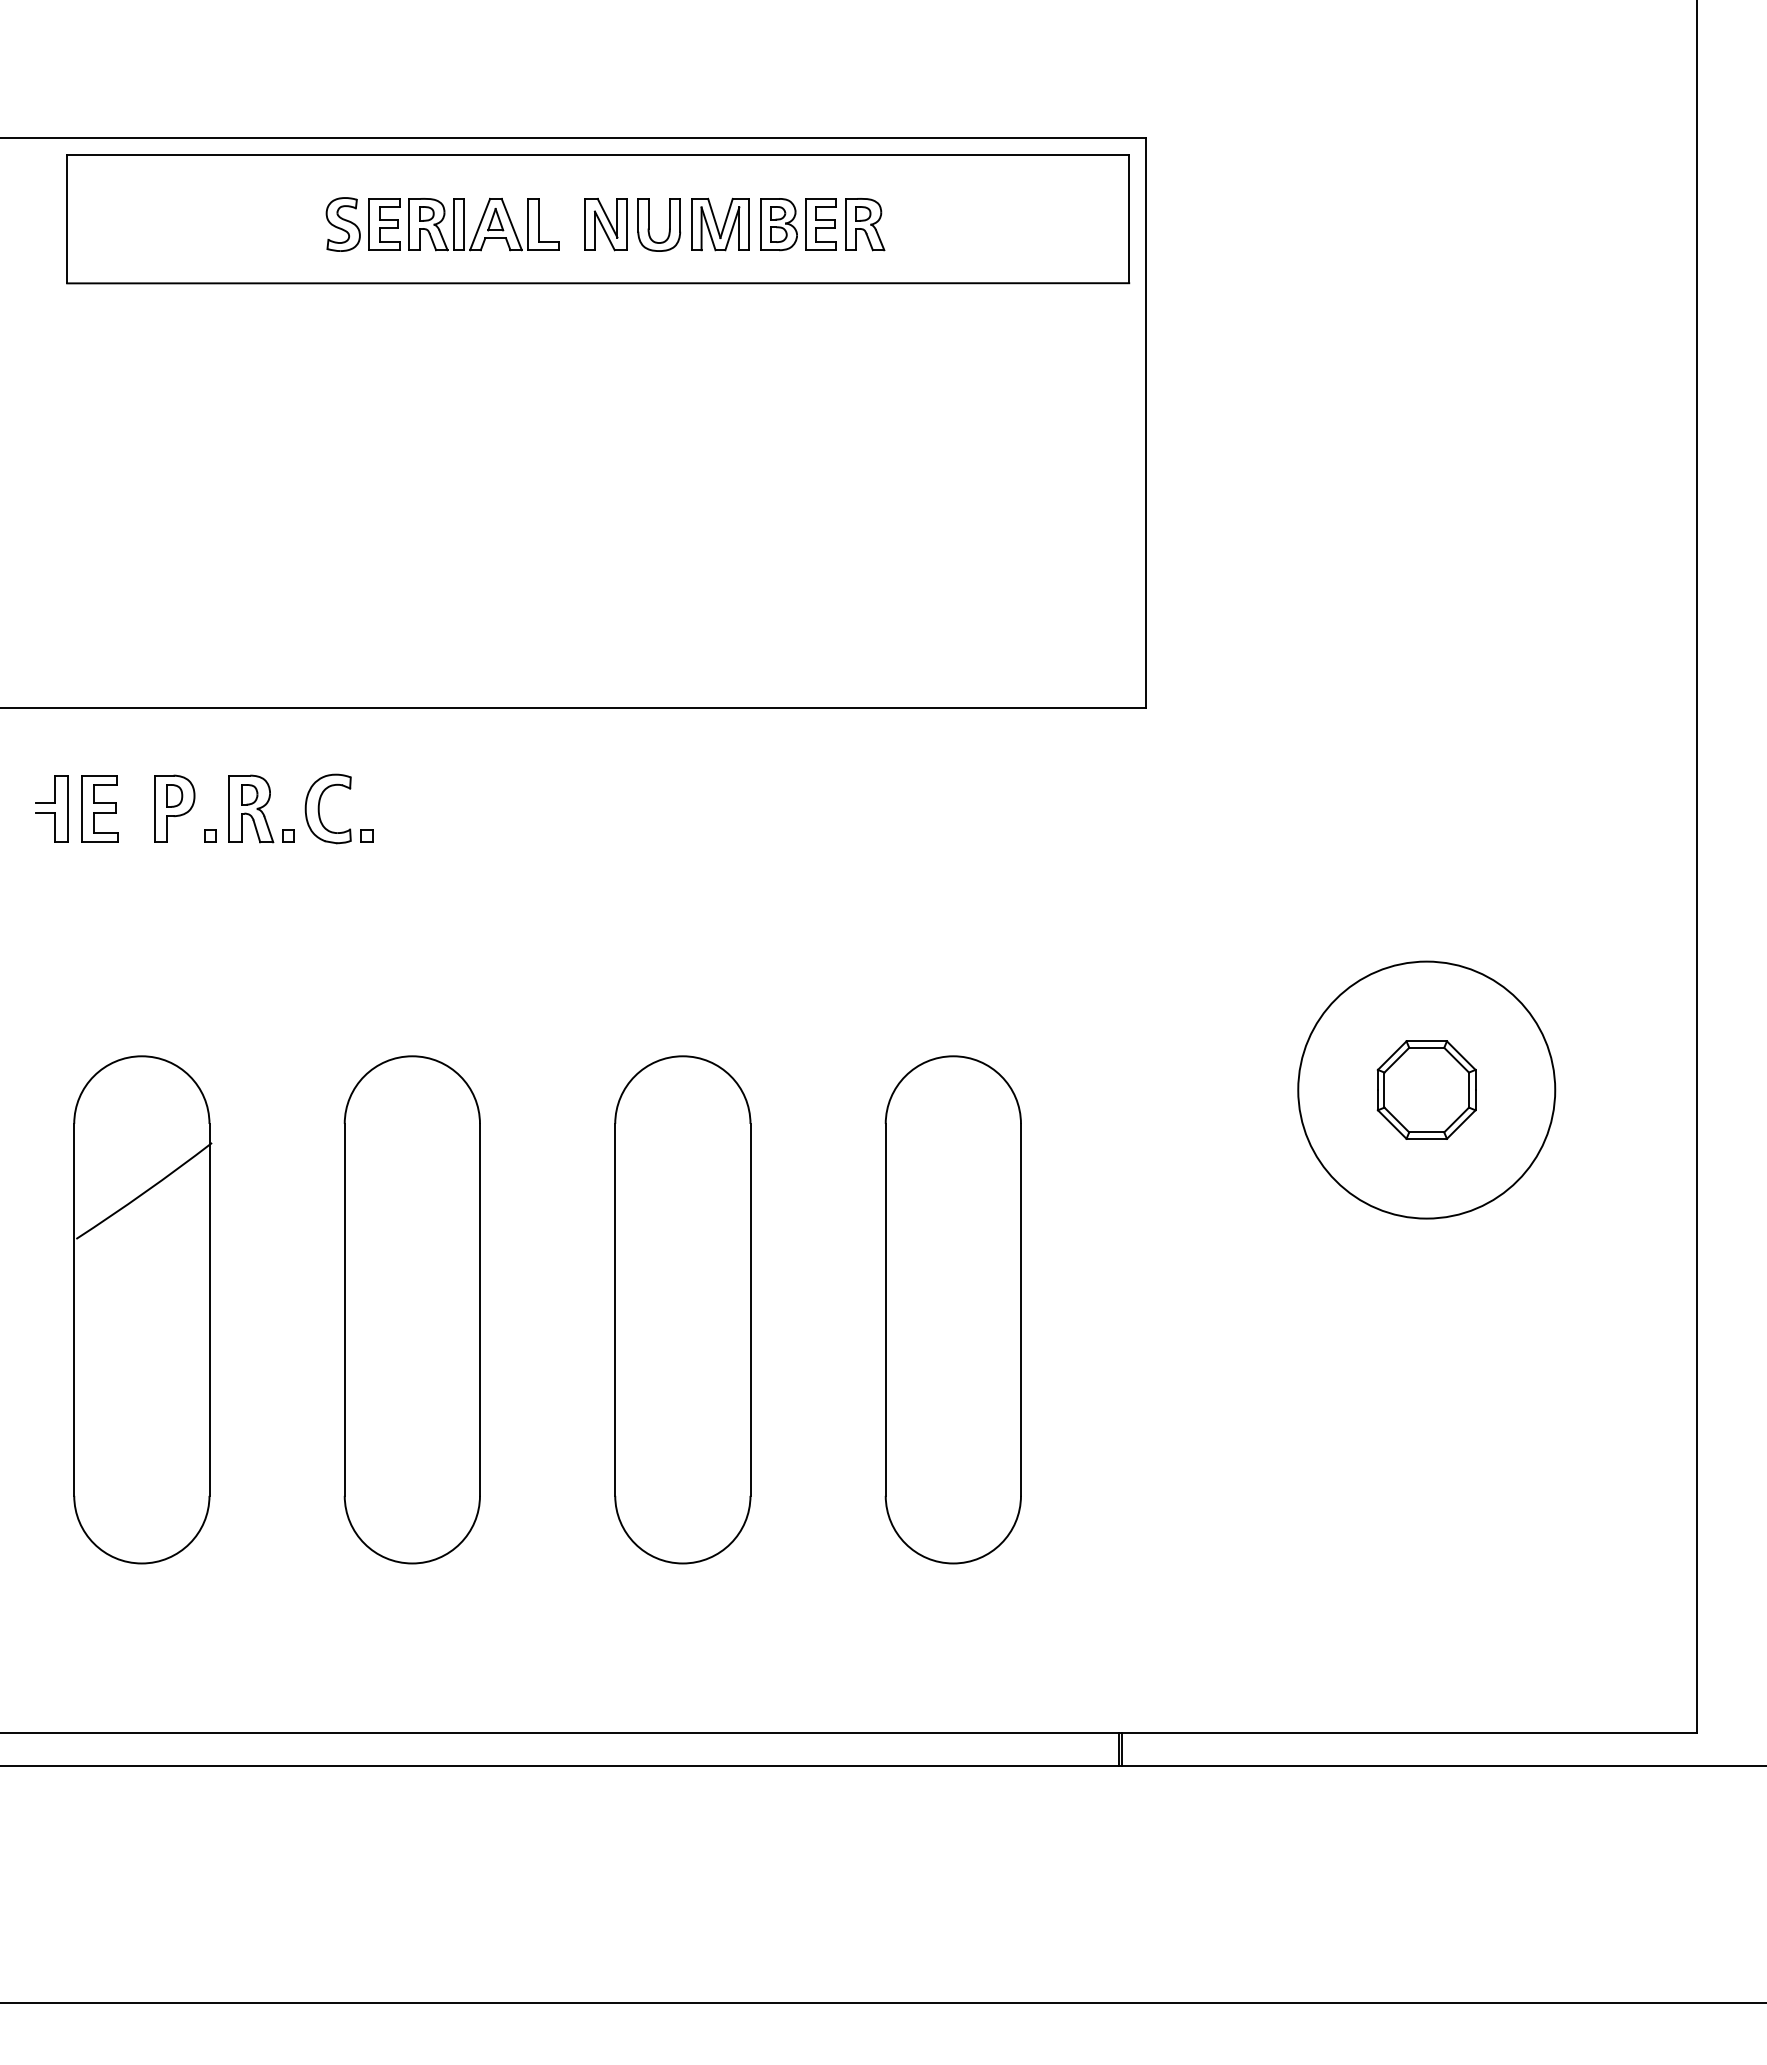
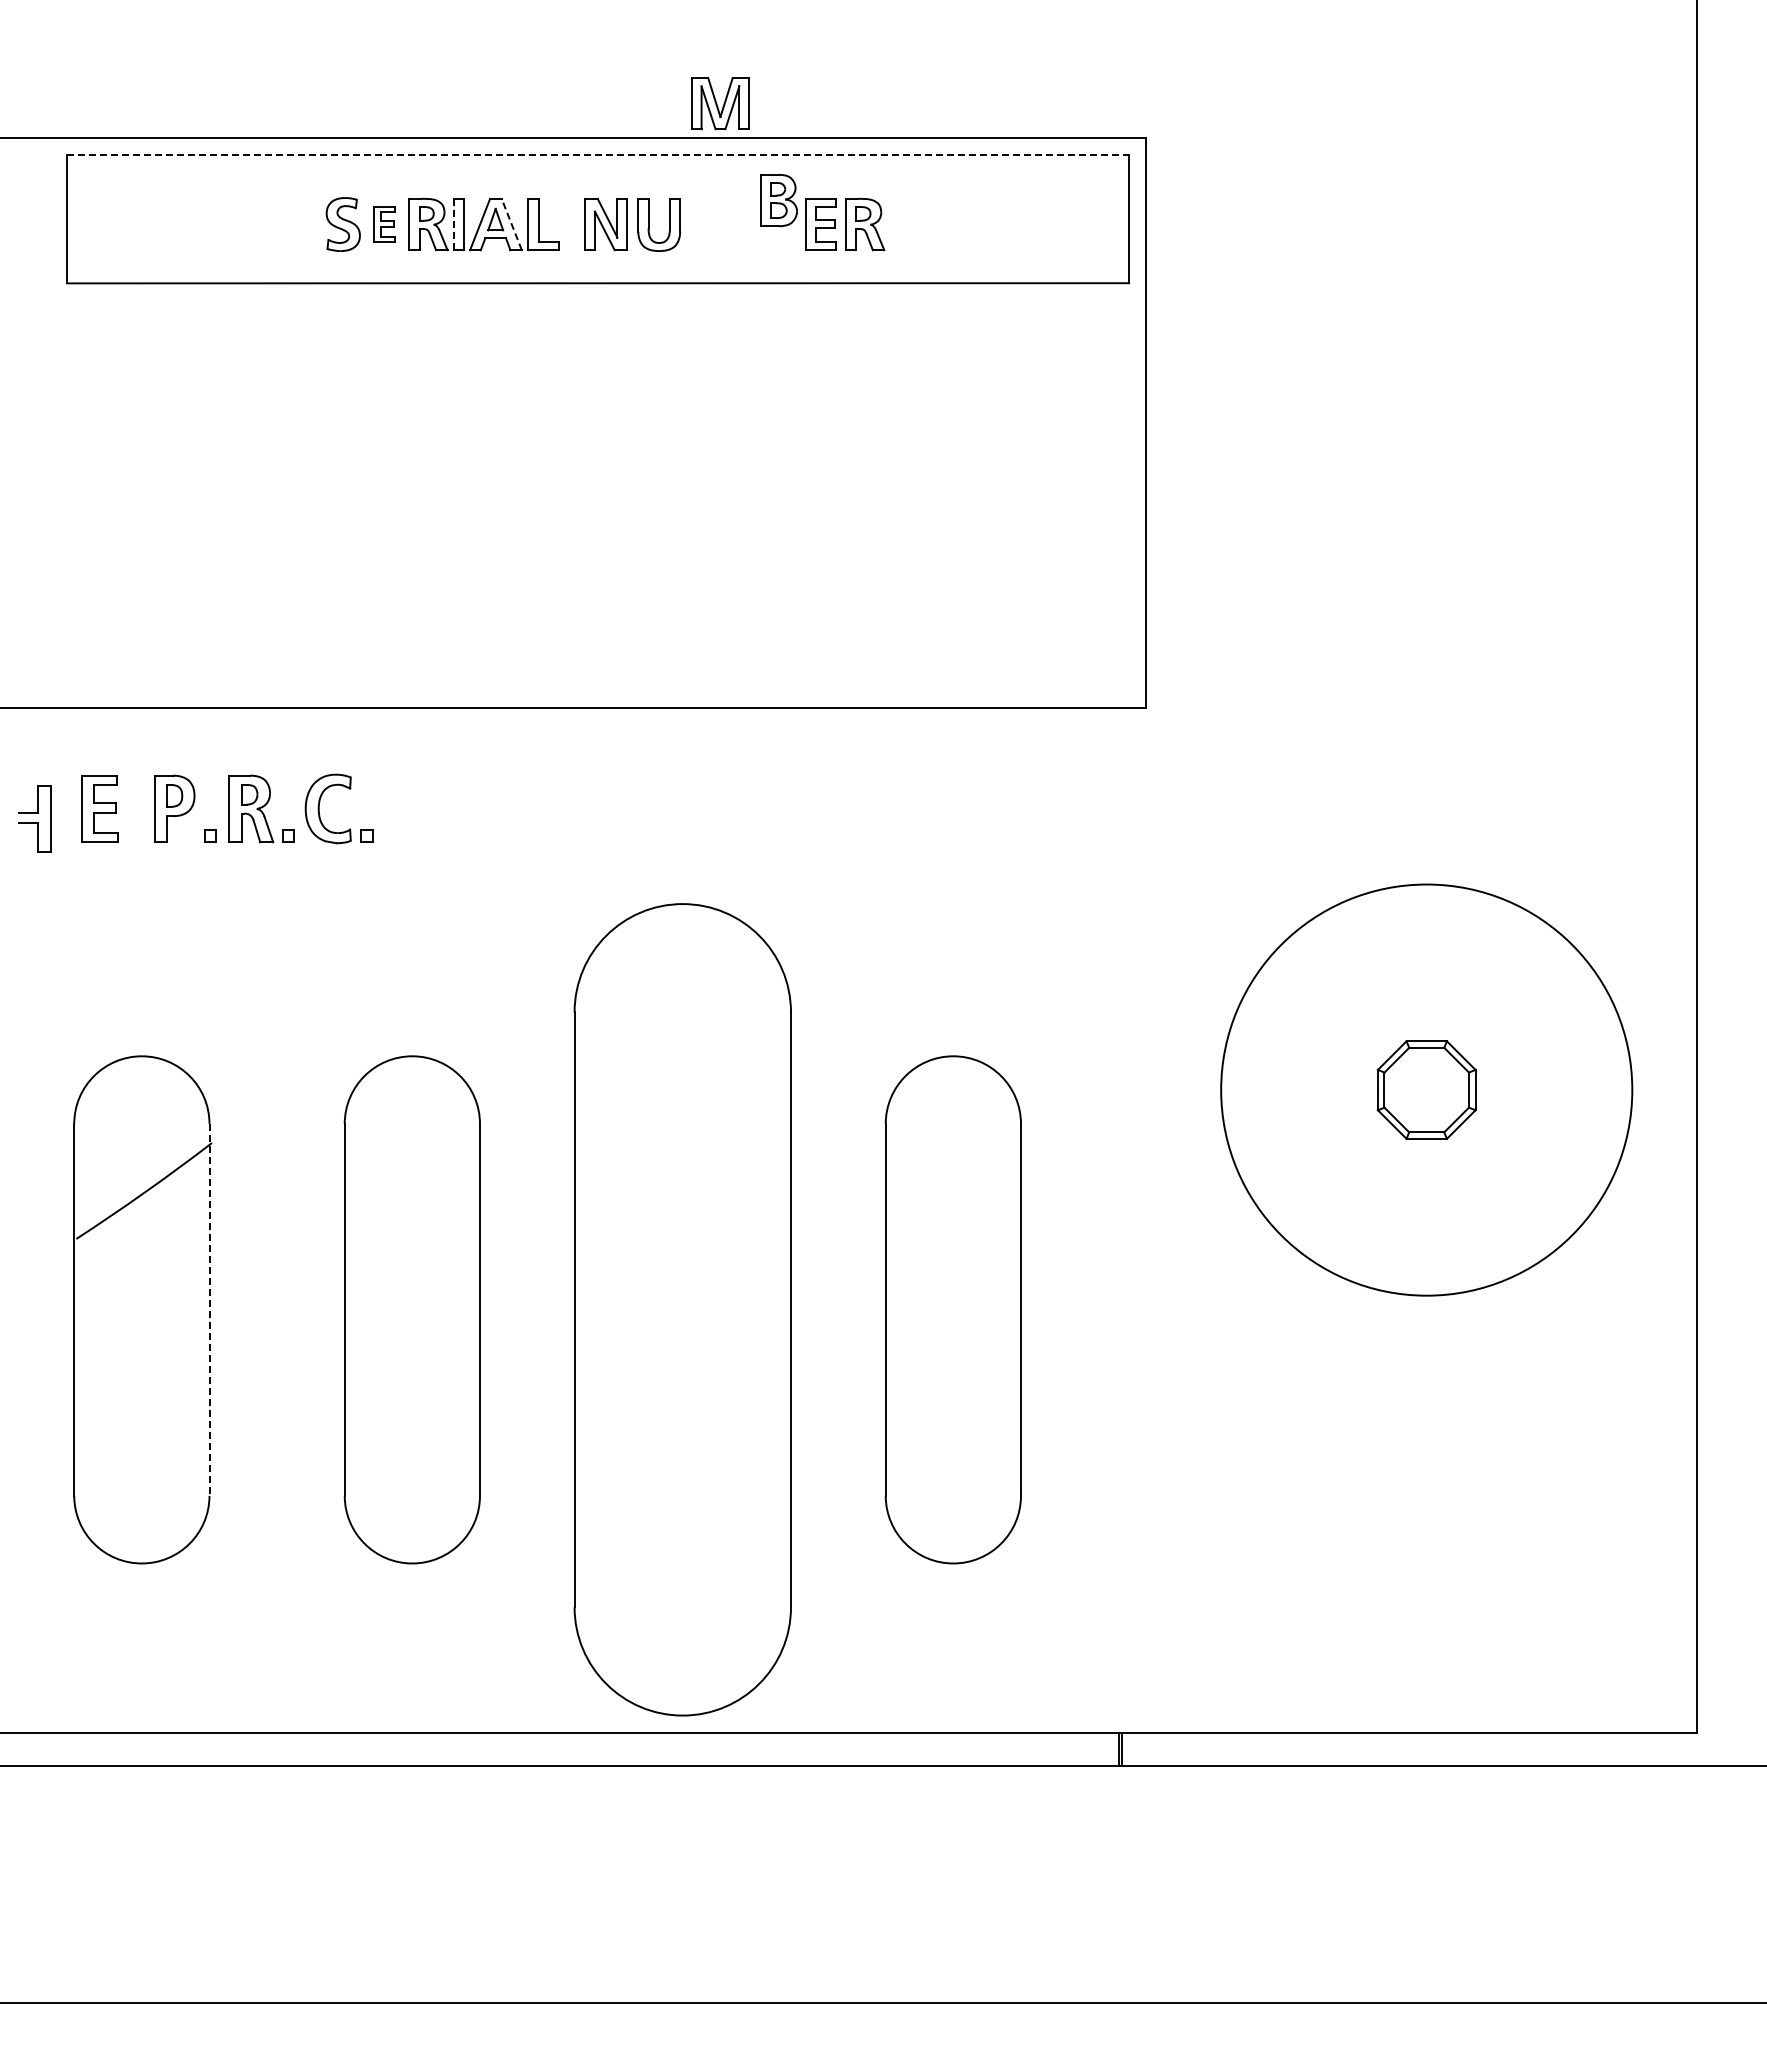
line: solid -> dashed (598, 154)
part size: 33x53 px -> 23x37 px (384, 224)
line: solid -> dashed (454, 224)
line: solid -> dashed (511, 224)
part position: (720, 224) -> (720, 103) (720, 103)
part position: (778, 224) -> (778, 200) (778, 200)
part position: (51, 808) -> (34, 818) (34, 818)
circle diameter: 257 px -> 411 px (1426, 1089)
line: solid -> dashed (209, 1309)
part size: 138x510 px -> 219x814 px (682, 1309)
